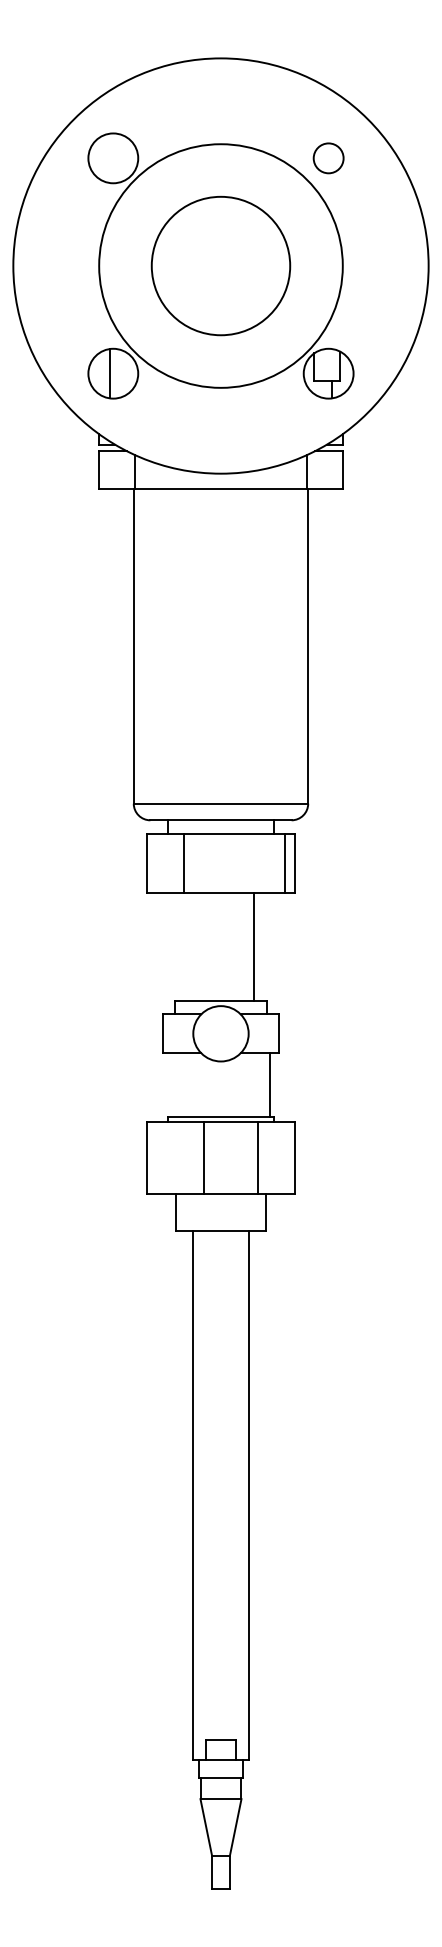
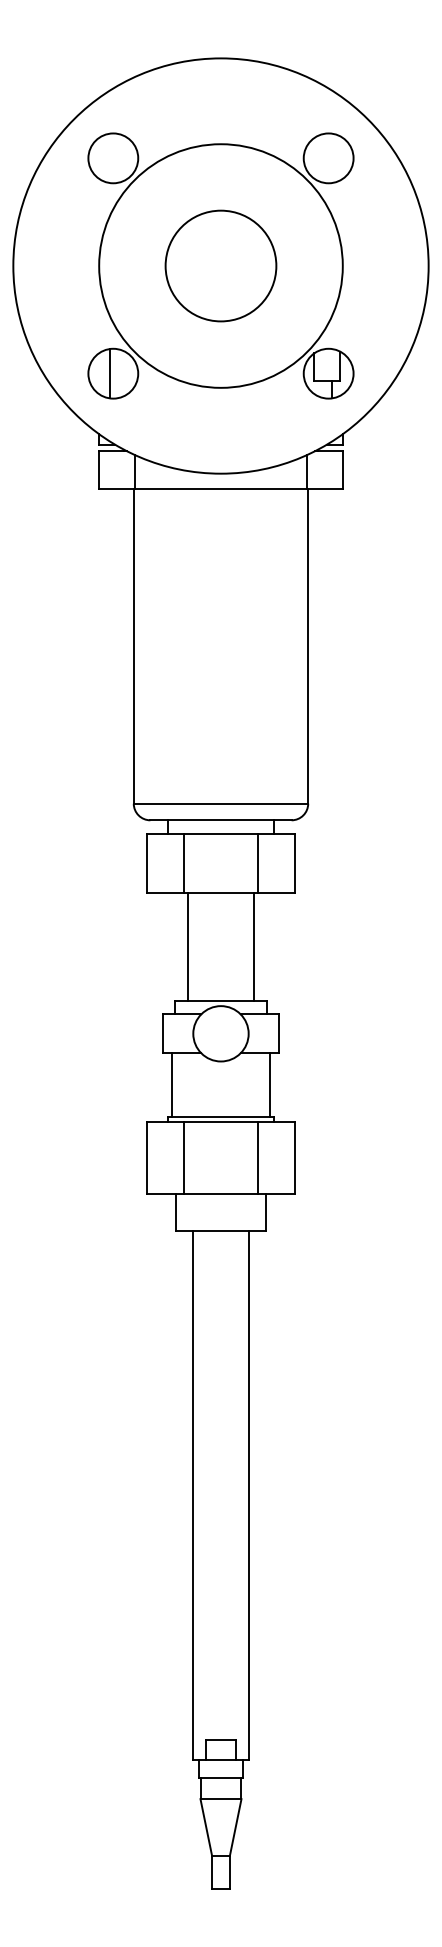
circle diameter: 30 px -> 50 px (328, 158)
circle diameter: 138 px -> 111 px (220, 265)
line position: (284, 863) -> (257, 863) (257, 863)
line: none -> present (187, 946)
line: none -> present (171, 1084)
line position: (204, 1158) -> (184, 1158) (184, 1158)
